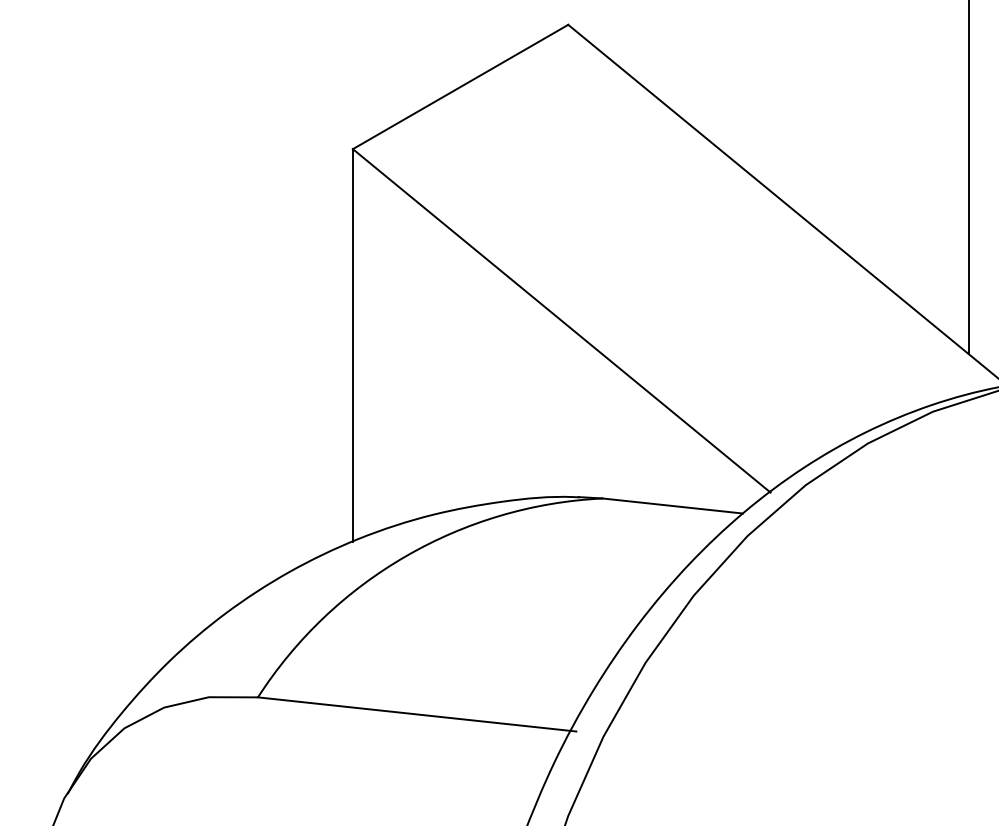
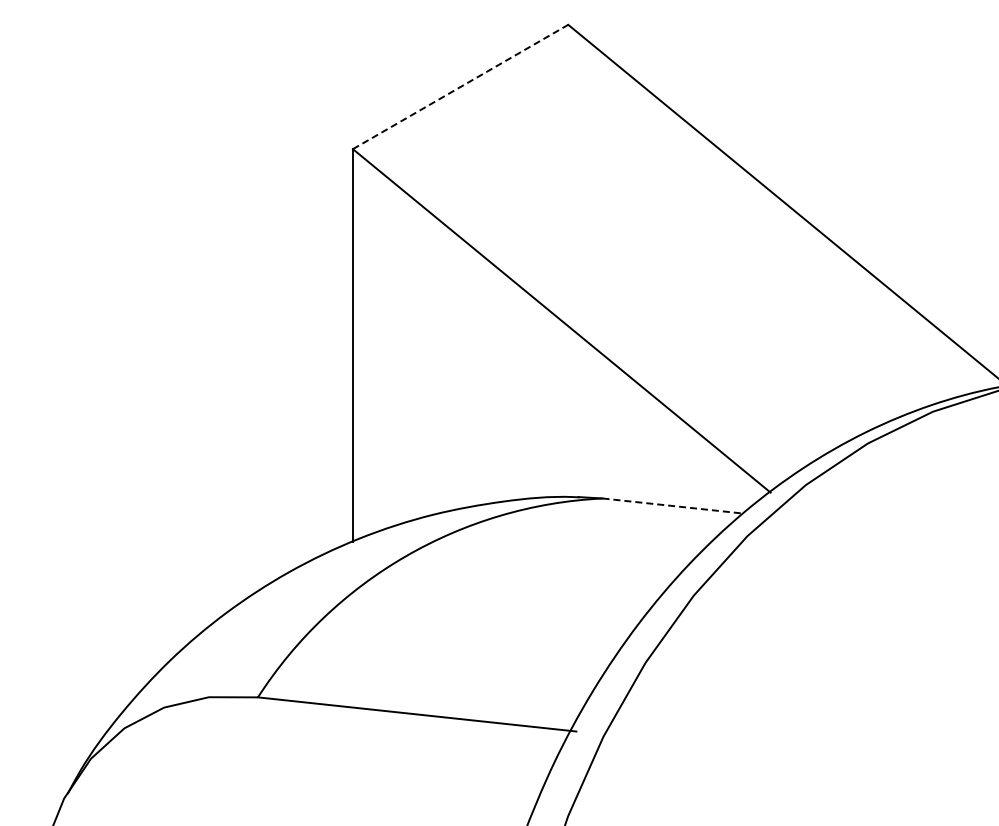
line: solid -> dashed (461, 86)
line: present -> none (969, 178)
line: solid -> dashed (672, 506)
